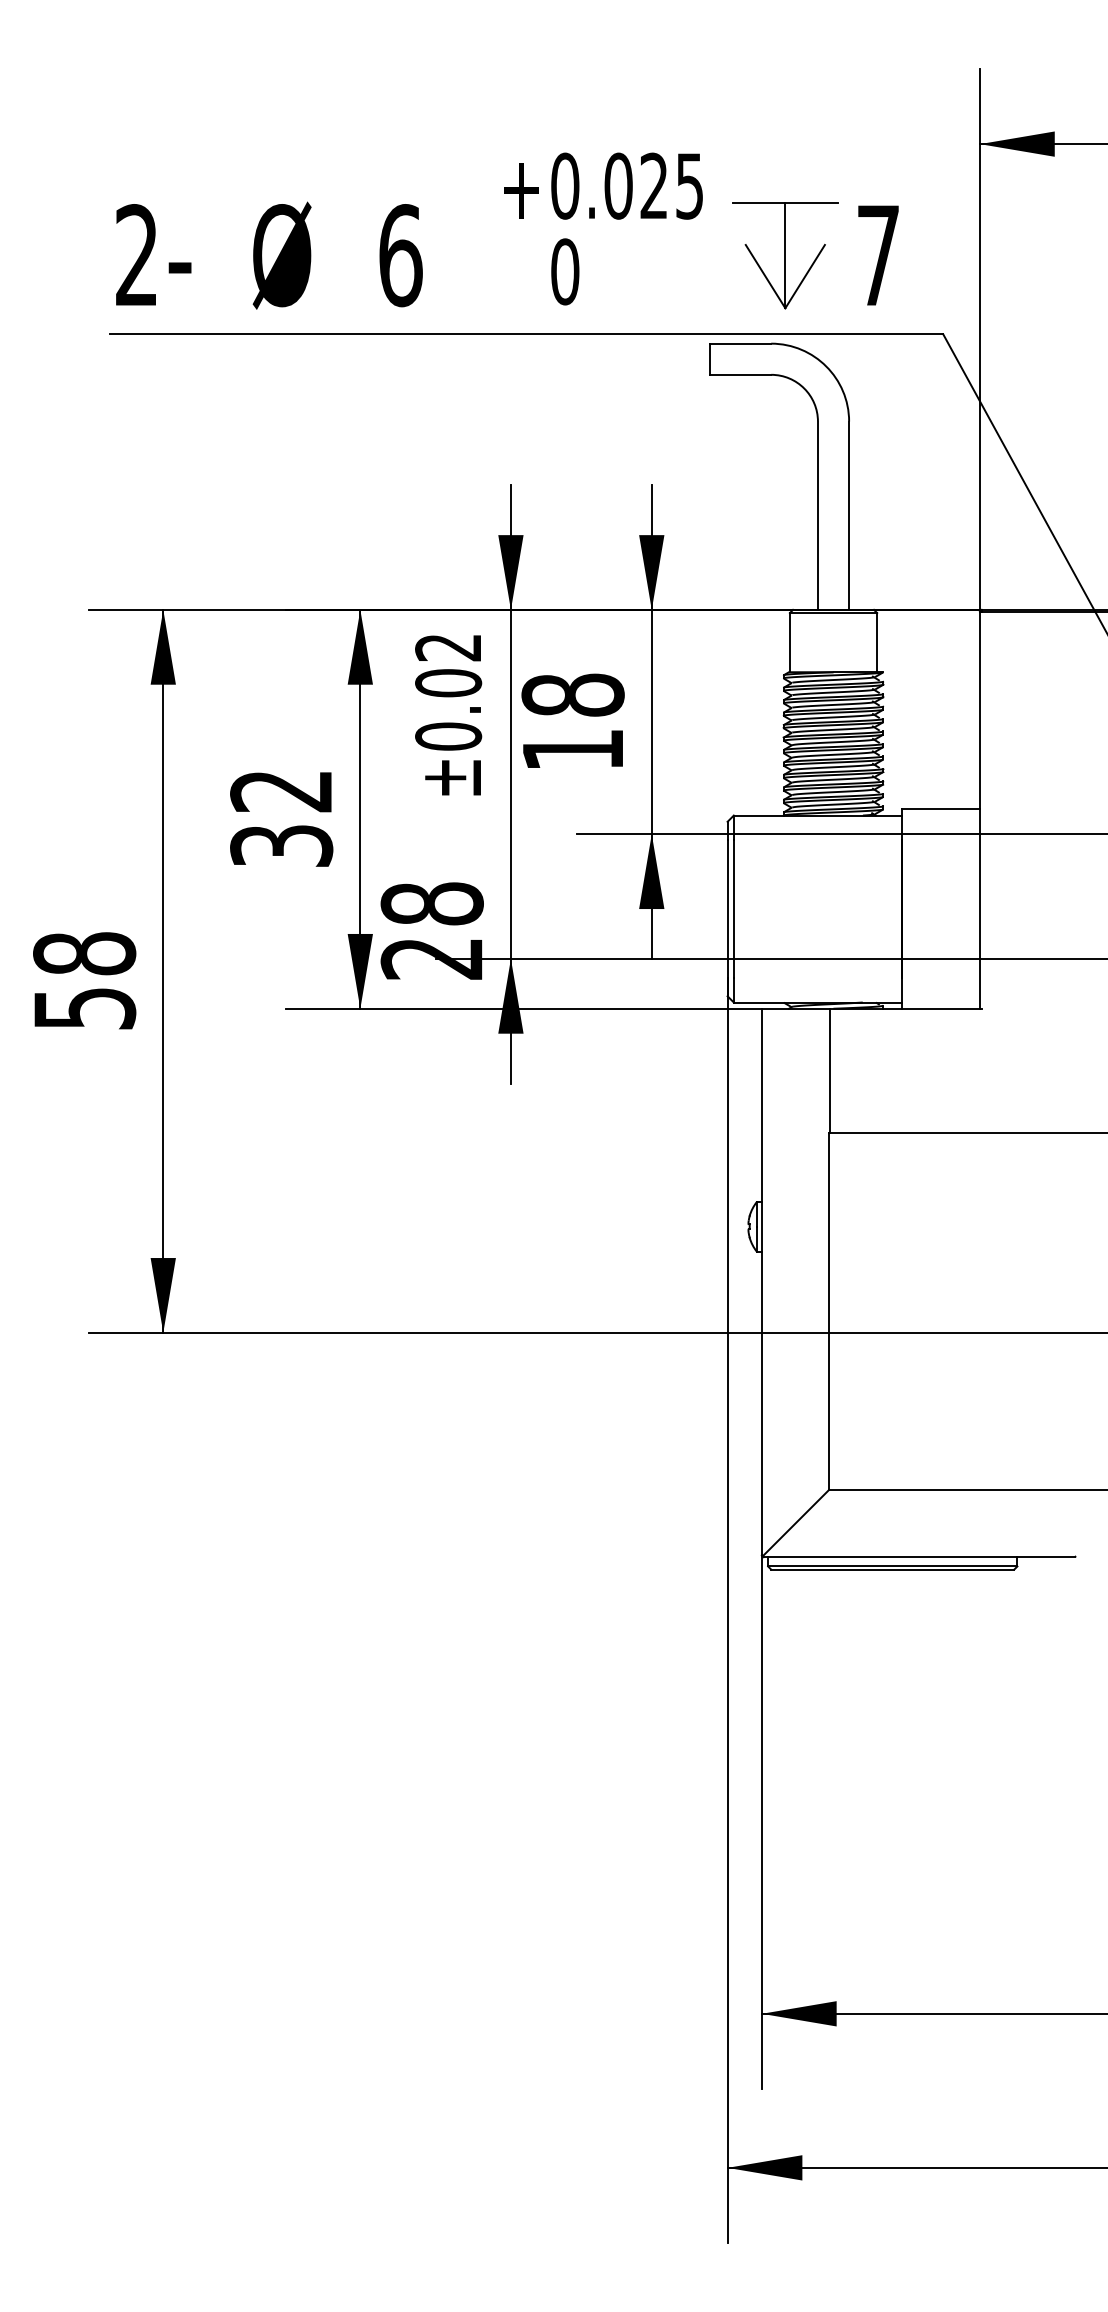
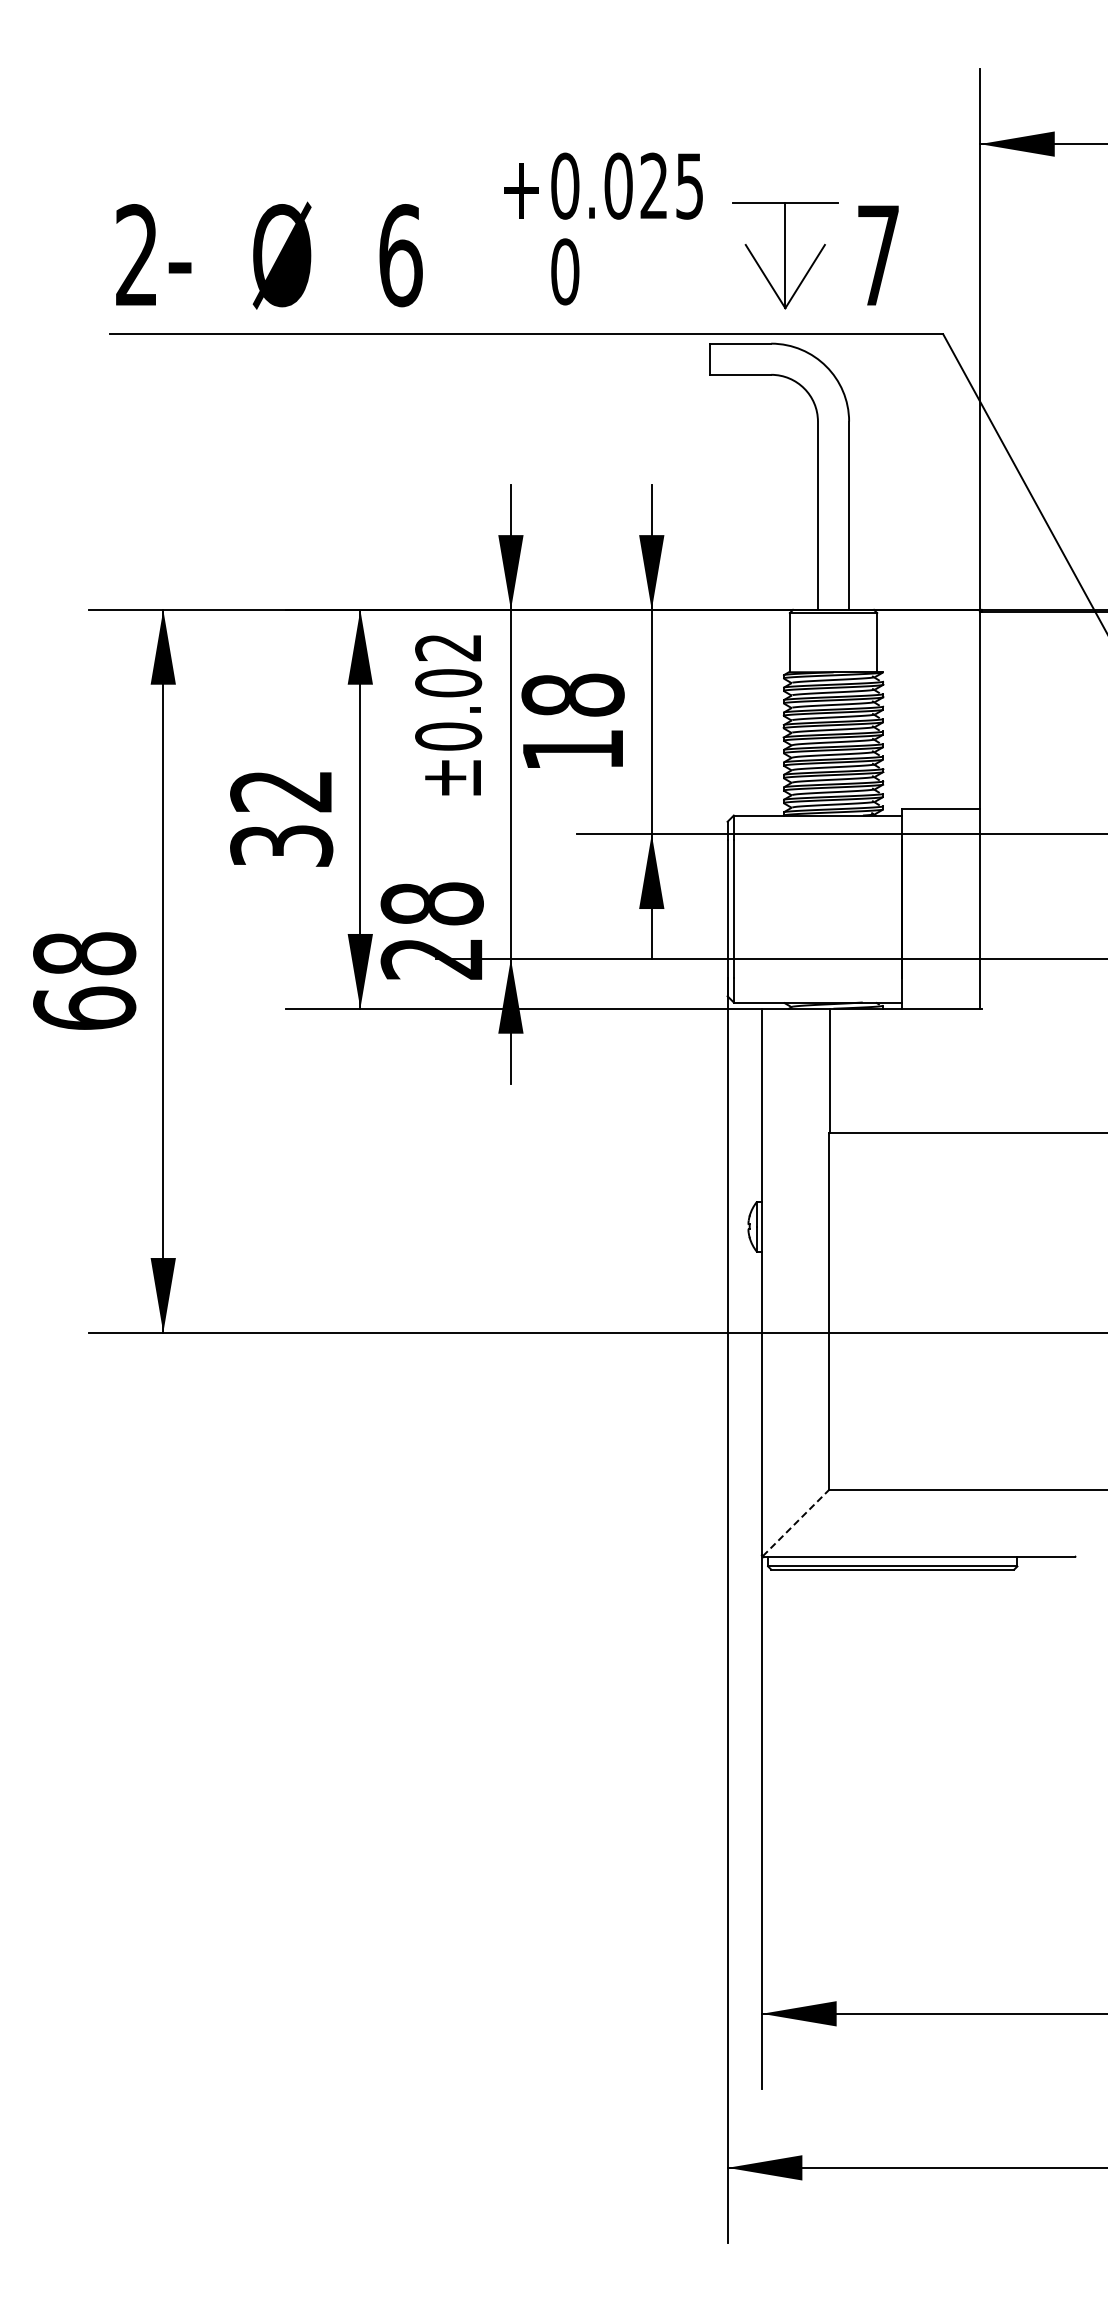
text: 58 -> 68 (84, 1007)
line: solid -> dashed (796, 1523)
